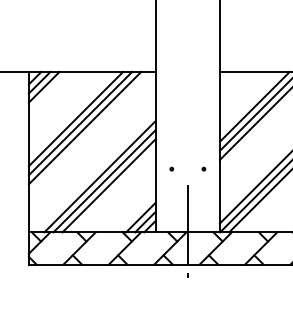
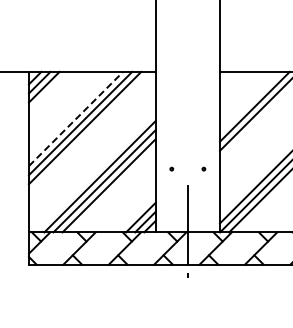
line: solid -> dashed (76, 119)
line: present -> none (254, 124)
